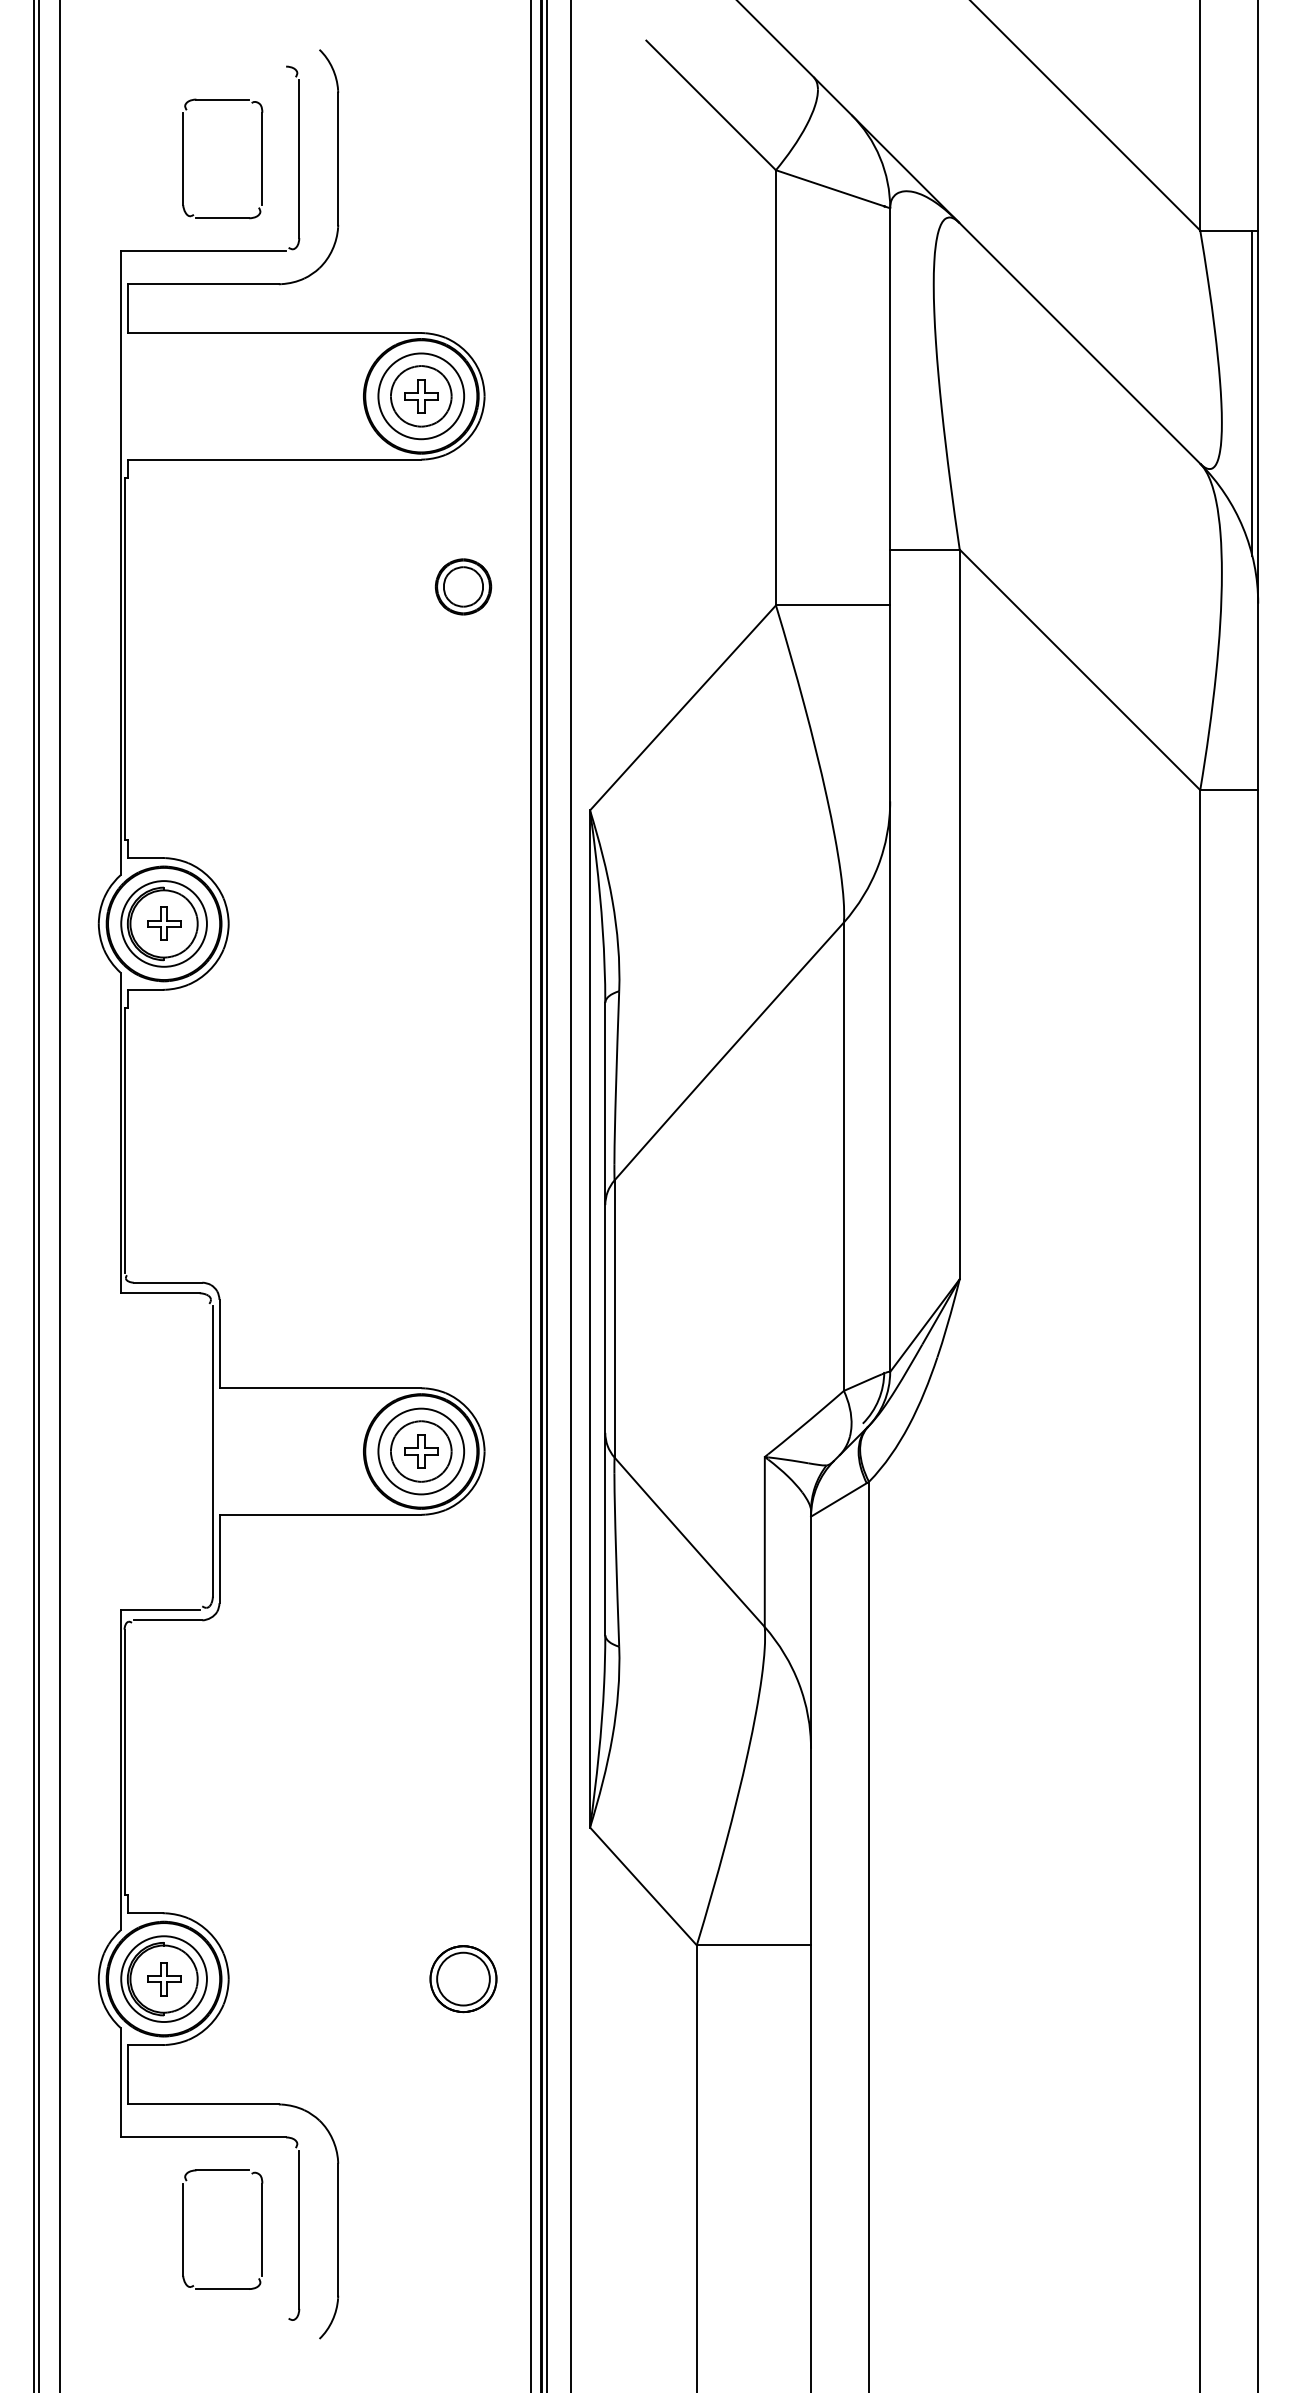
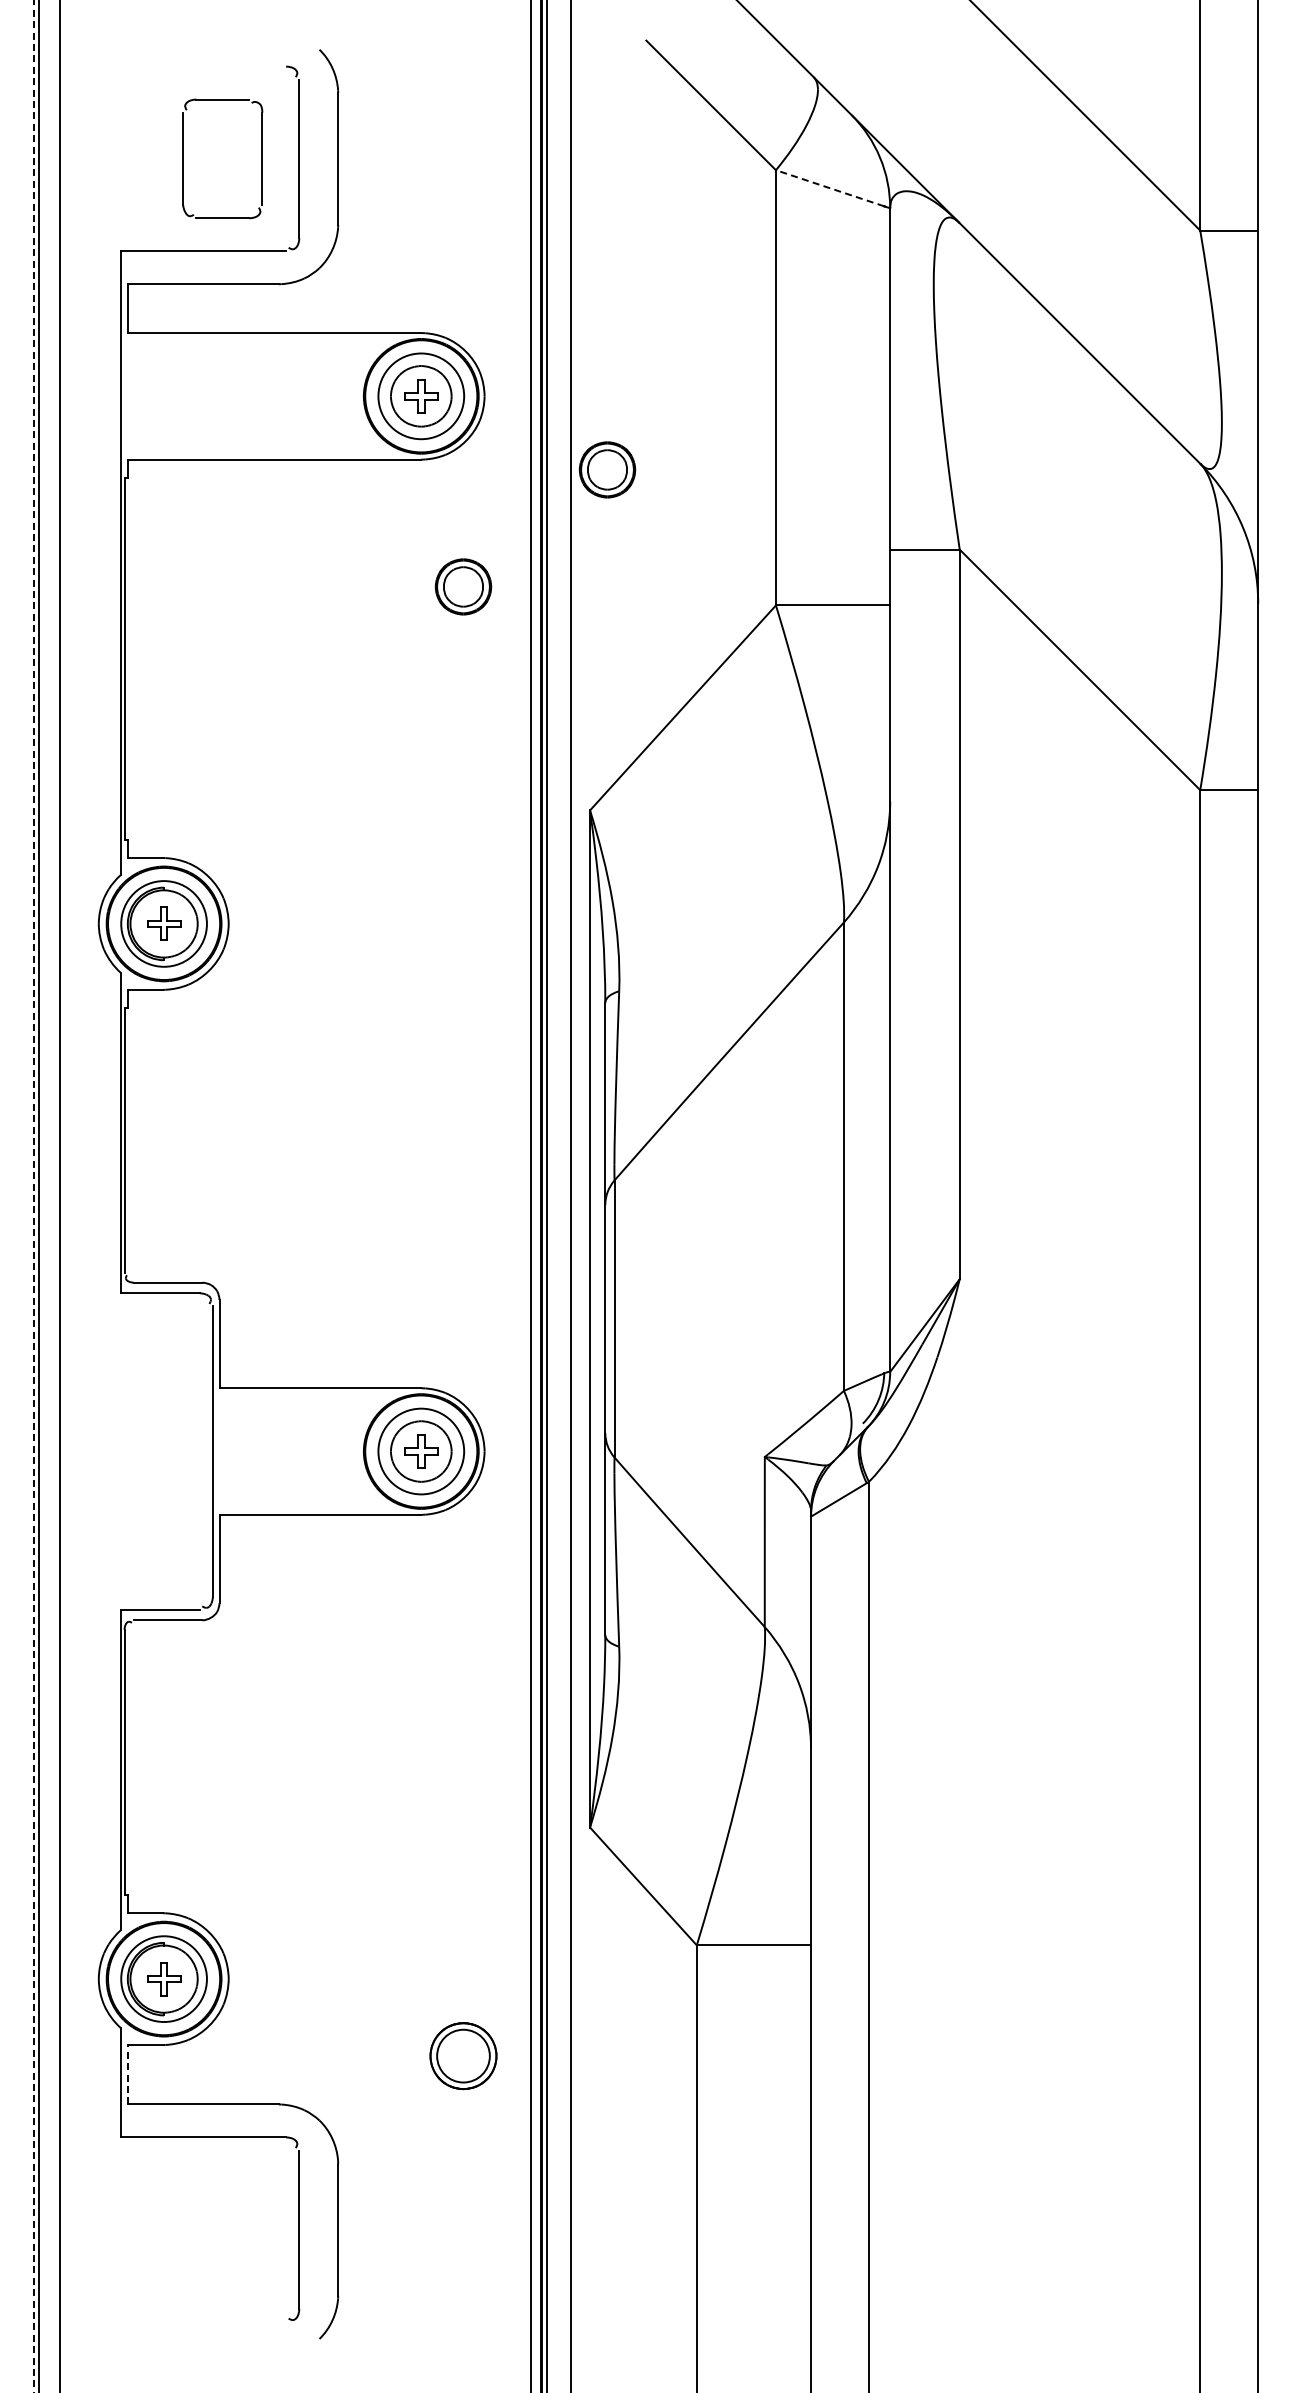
line: solid -> dashed (829, 188)
line: present -> none (1252, 393)
part: none -> present (607, 469)
line: solid -> dashed (34, 1196)
part position: (463, 1979) -> (463, 2056) (463, 2056)
line: solid -> dashed (128, 2074)
part: present -> none (183, 2229)
